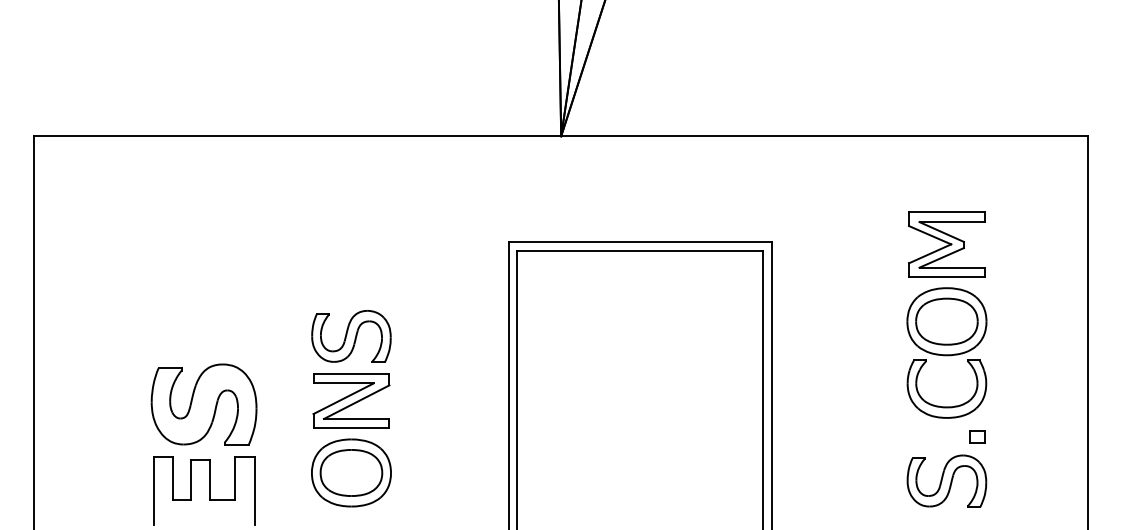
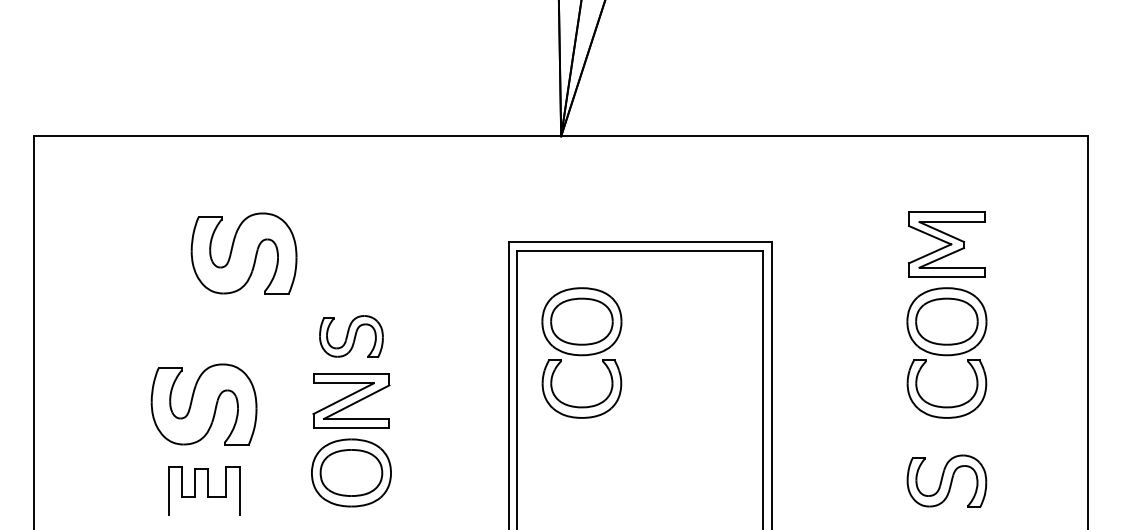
part: none -> present (243, 253)
part size: 81x53 px -> 65x43 px (351, 336)
part: none -> present (581, 352)
part: present -> none (977, 436)
part size: 103x70 px -> 73x50 px (204, 490)
